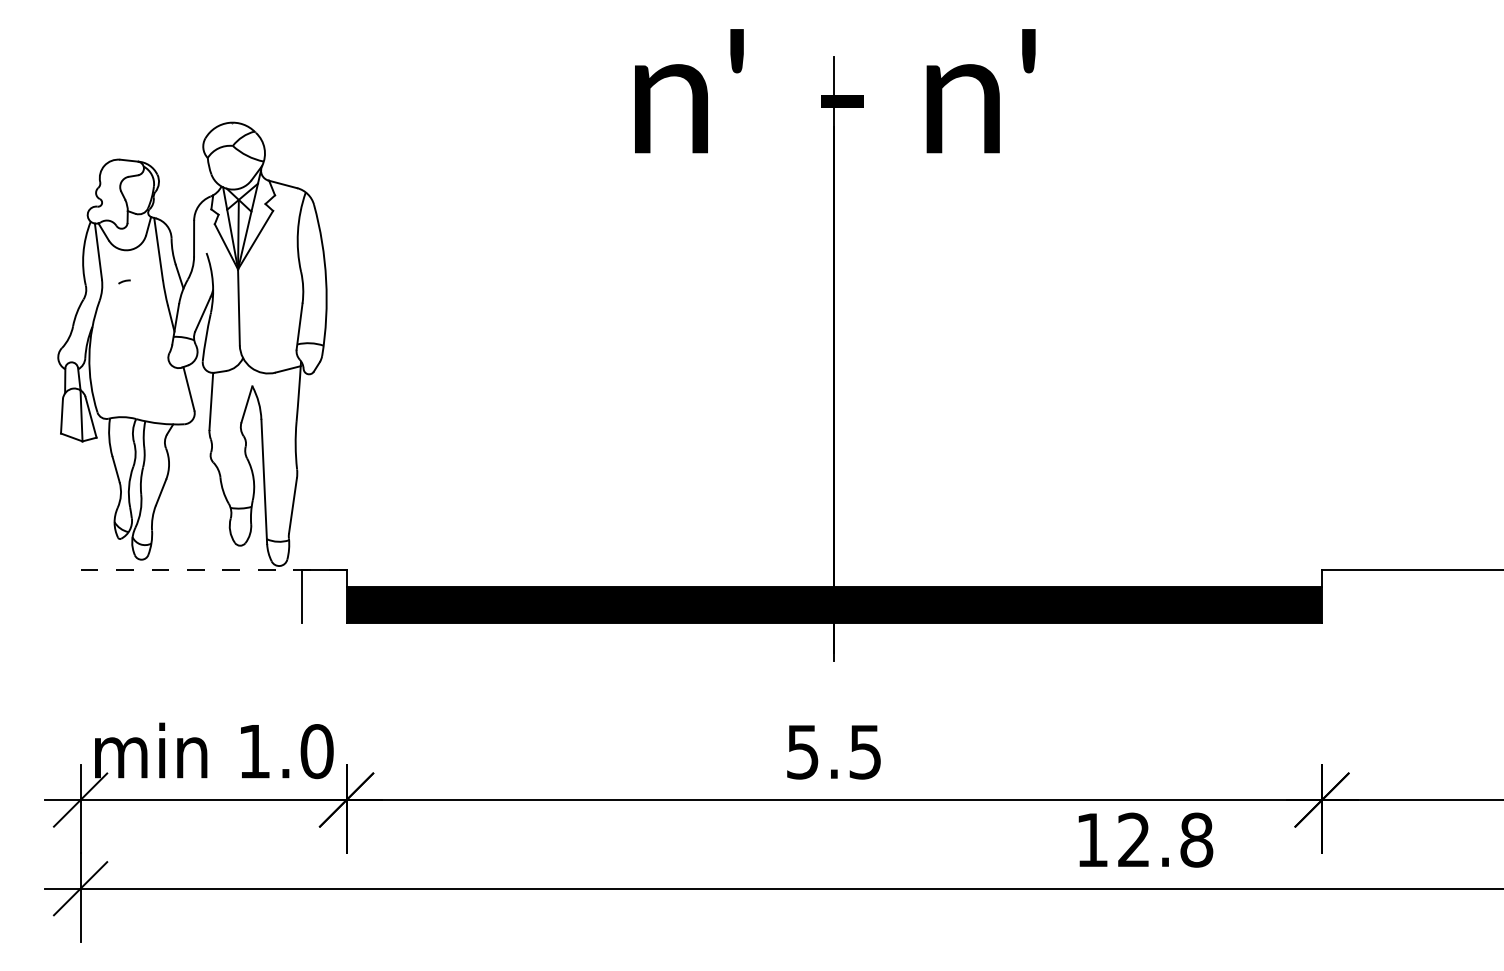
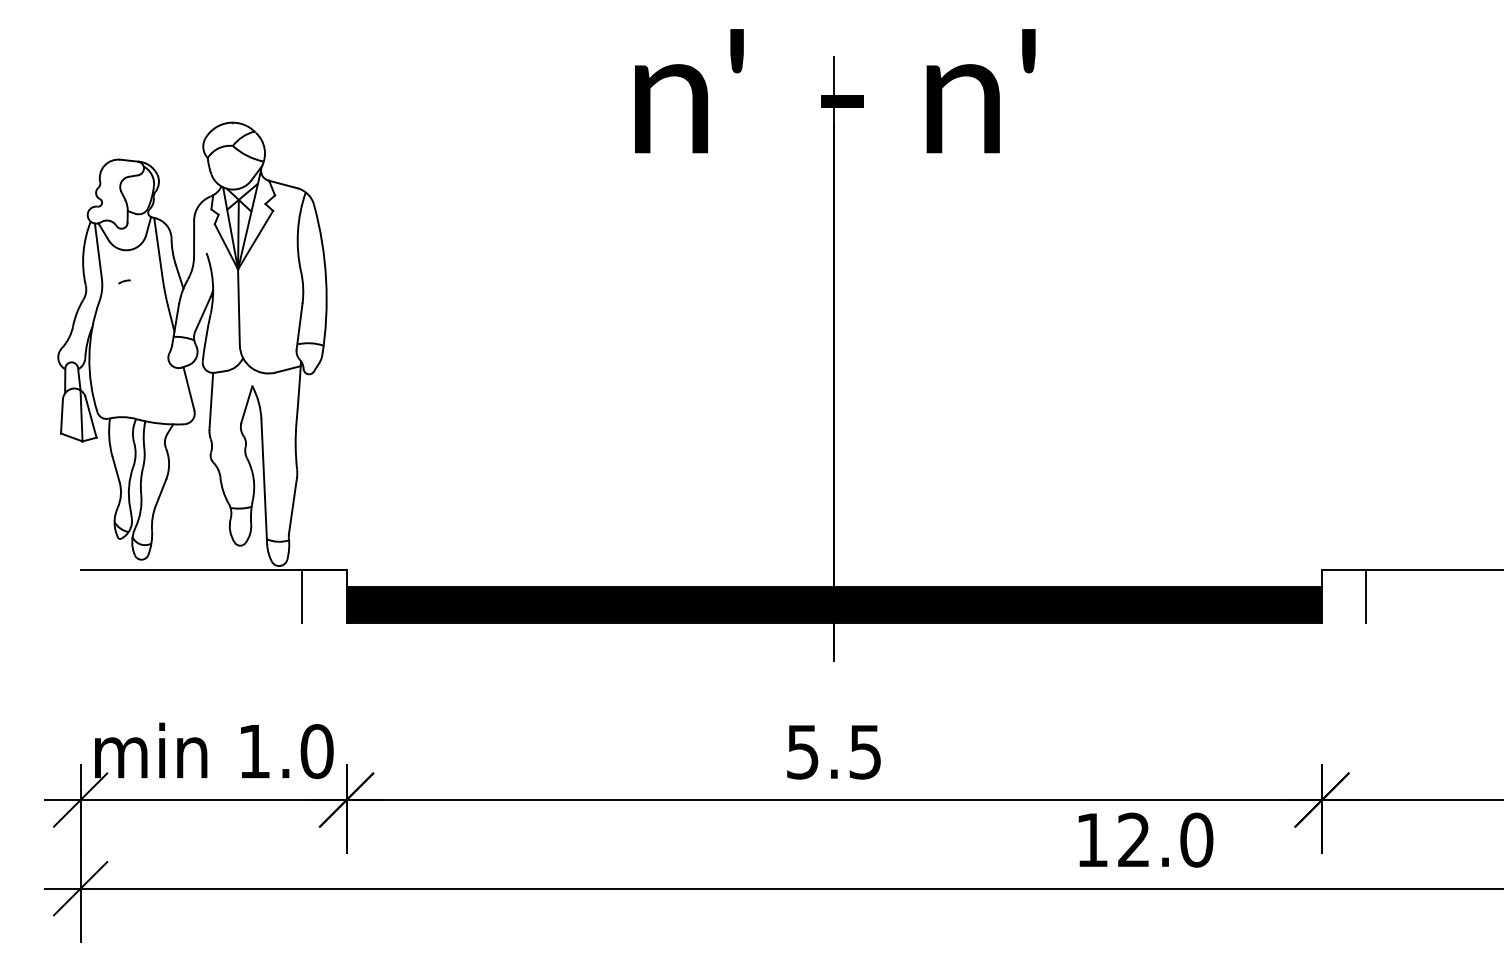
line: dashed -> solid (214, 569)
line: none -> present (1366, 595)
text: 12.8 -> 12.0 (1196, 840)
